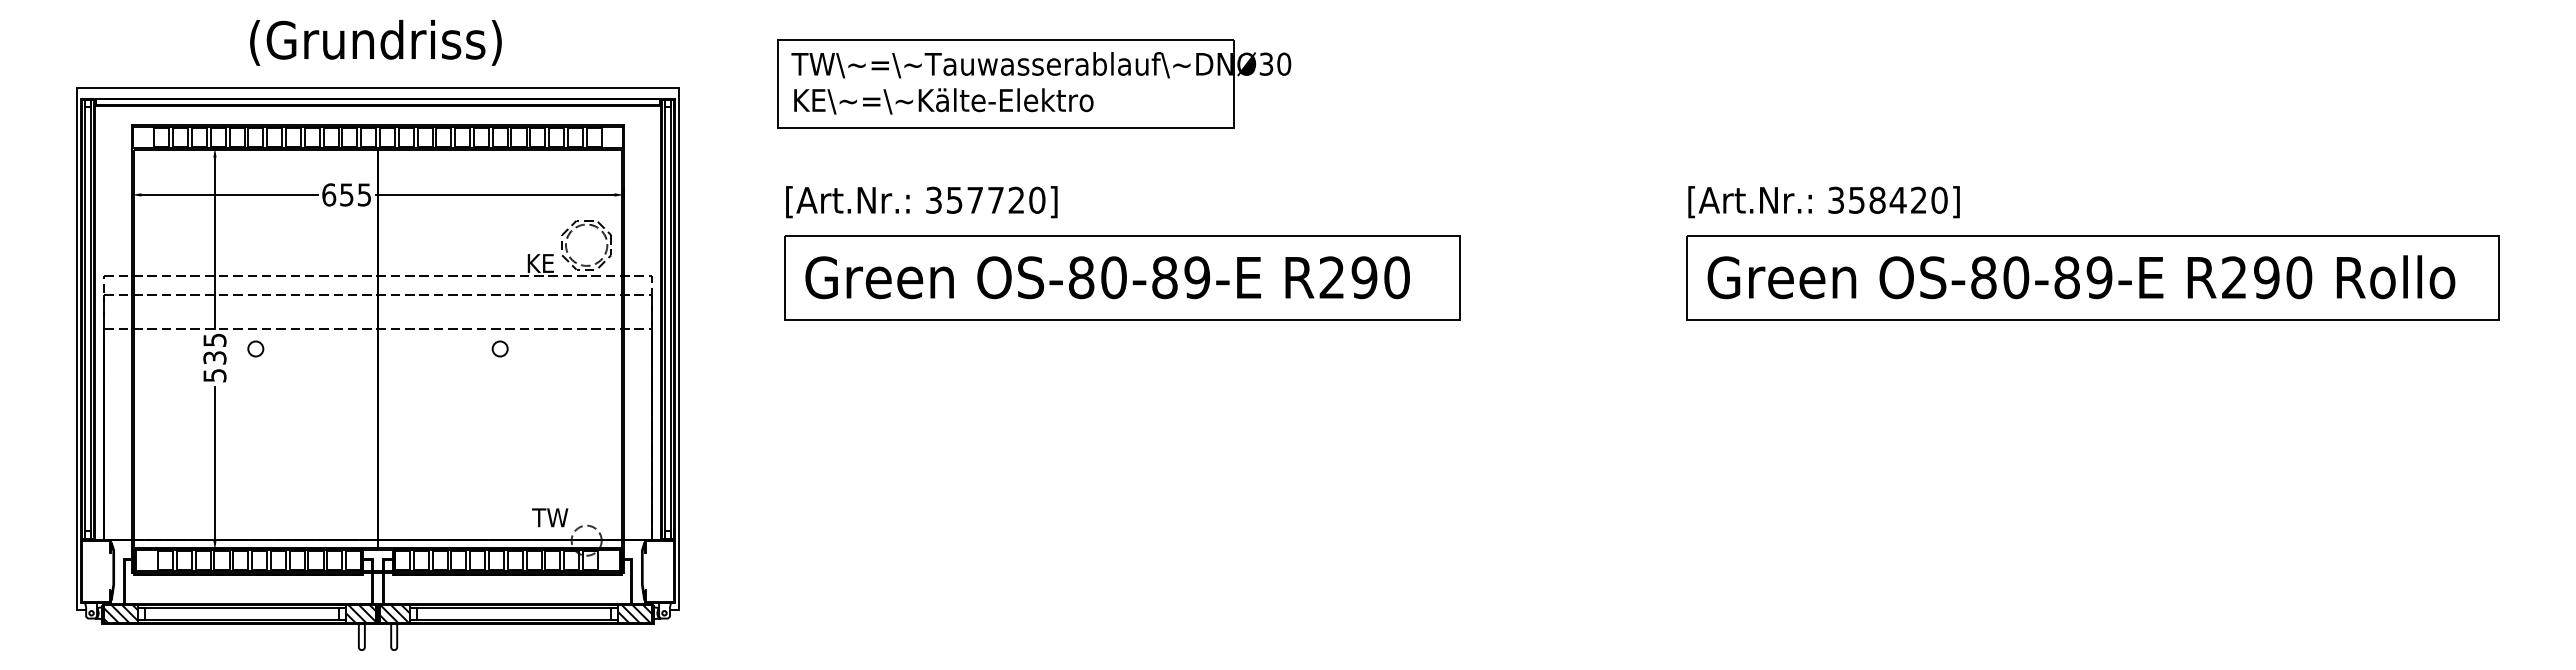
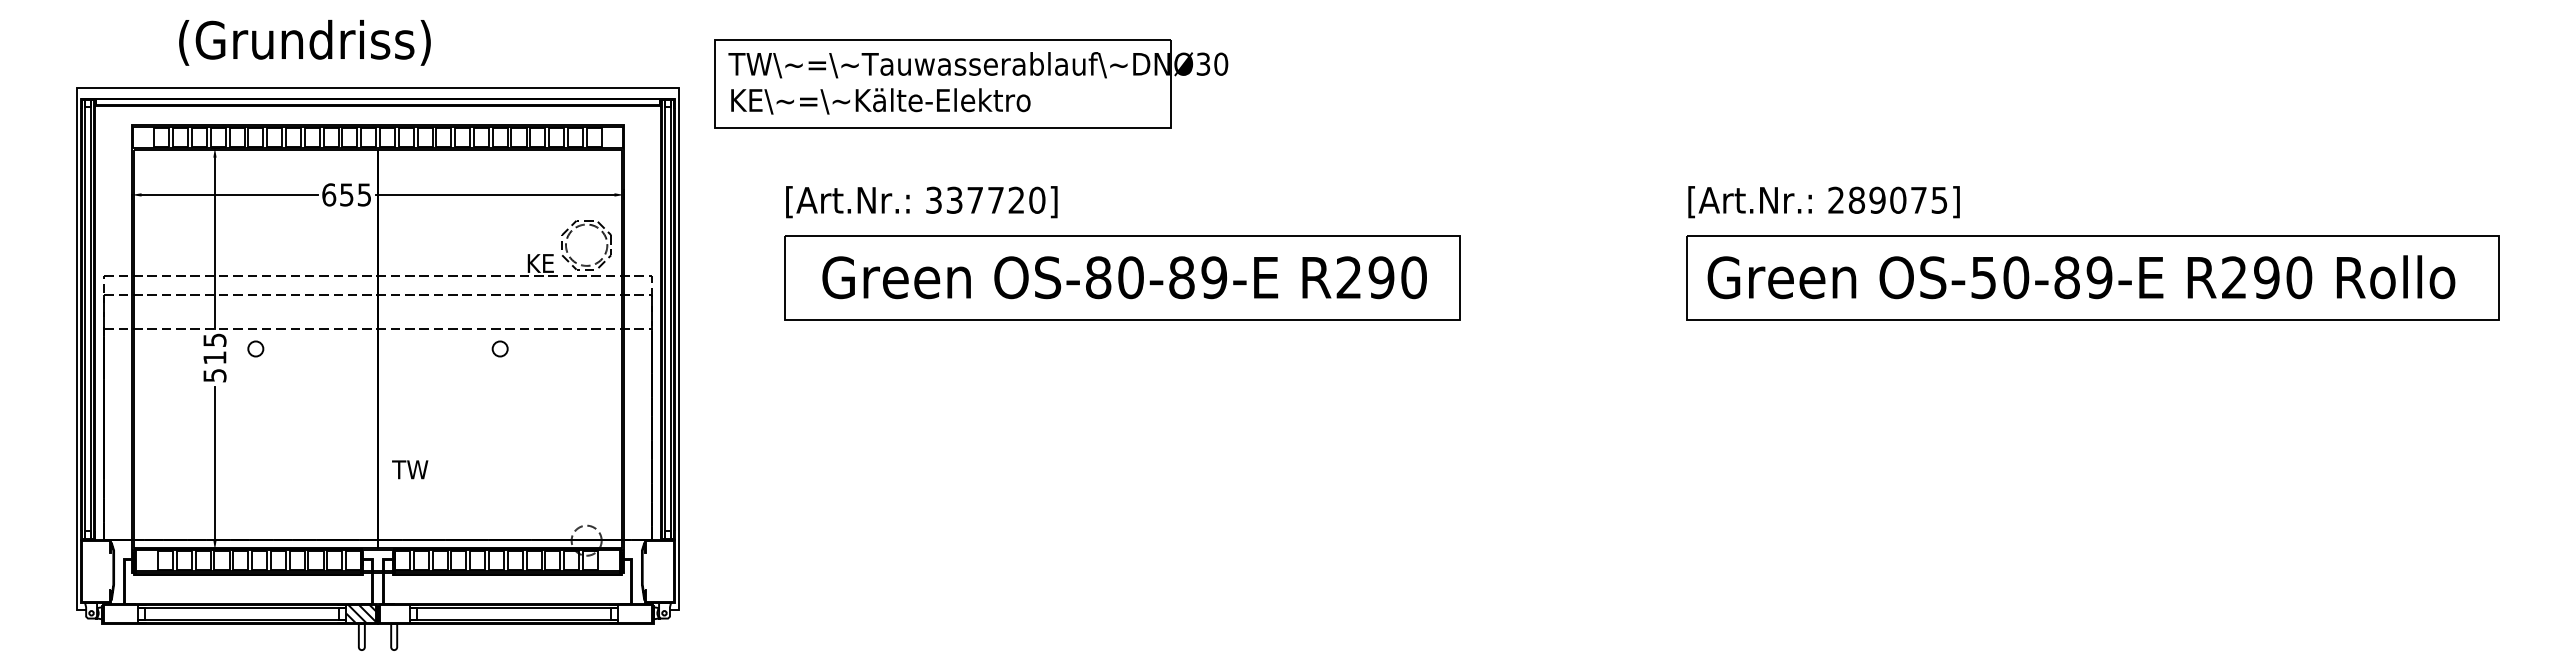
text position: (375, 42) -> (304, 42) (304, 42)
part position: (1034, 83) -> (971, 83) (971, 83)
text: 357720] -> 337720] (954, 199)
text: 358420] -> 289075] (1887, 199)
text position: (1107, 277) -> (1124, 277) (1124, 277)
text: OS-80-89-E -> OS-50-89-E (1983, 277)
text: 535 -> 515 (214, 357)
text position: (550, 517) -> (410, 469) (410, 469)
hatch: present -> none (120, 614)
hatch: present -> none (394, 614)
hatch: present -> none (635, 614)
